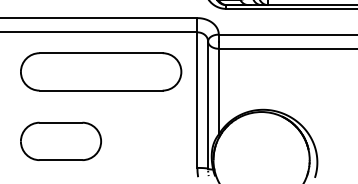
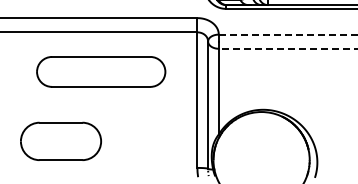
line: solid -> dashed (288, 34)
line: solid -> dashed (287, 48)
part size: 163x40 px -> 131x32 px (101, 71)
